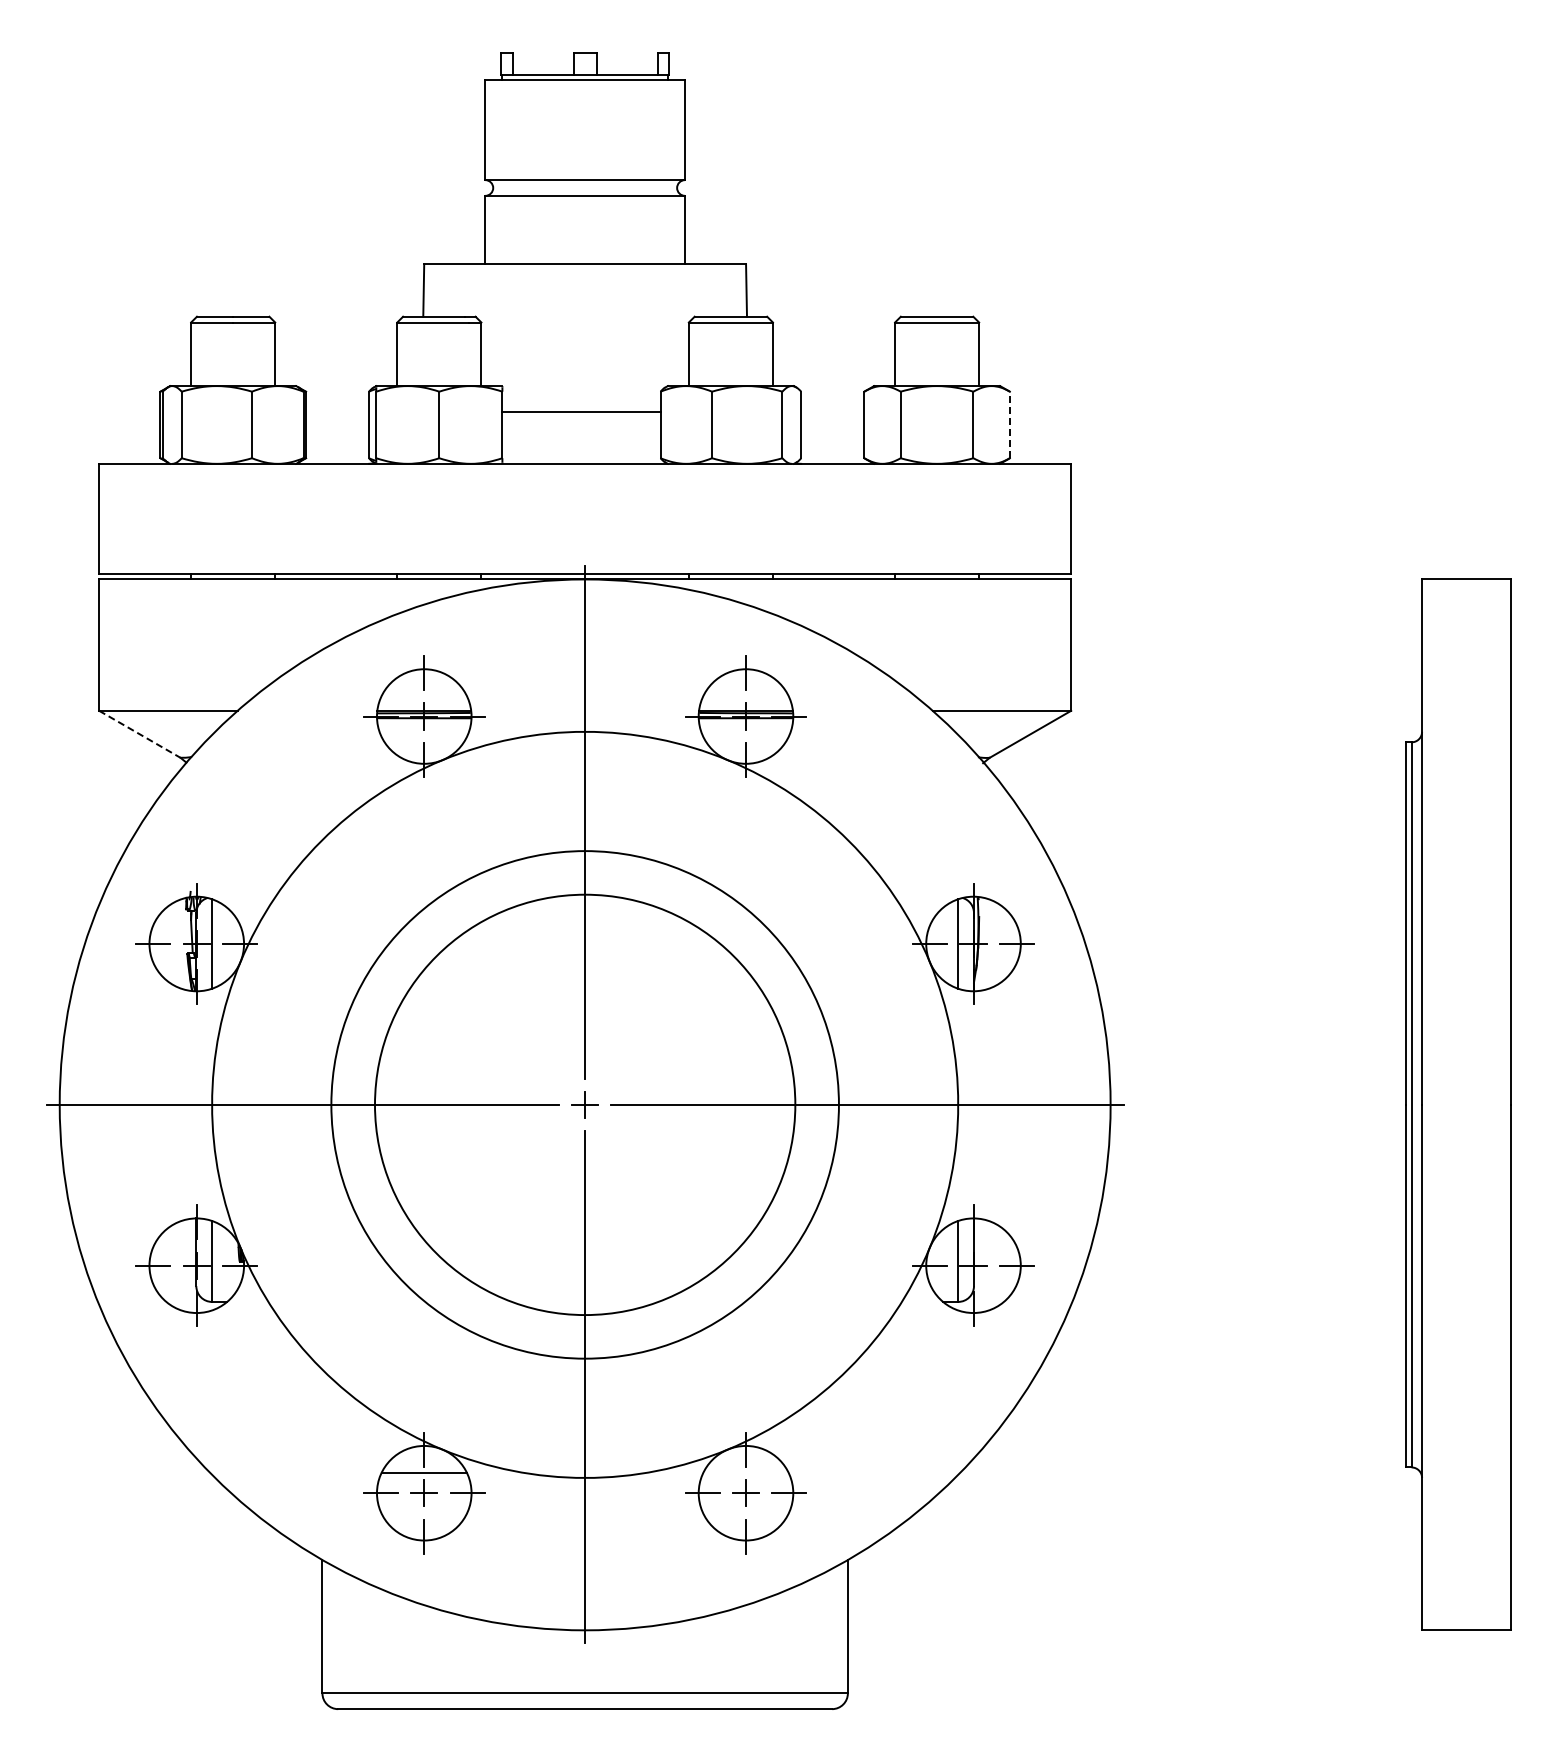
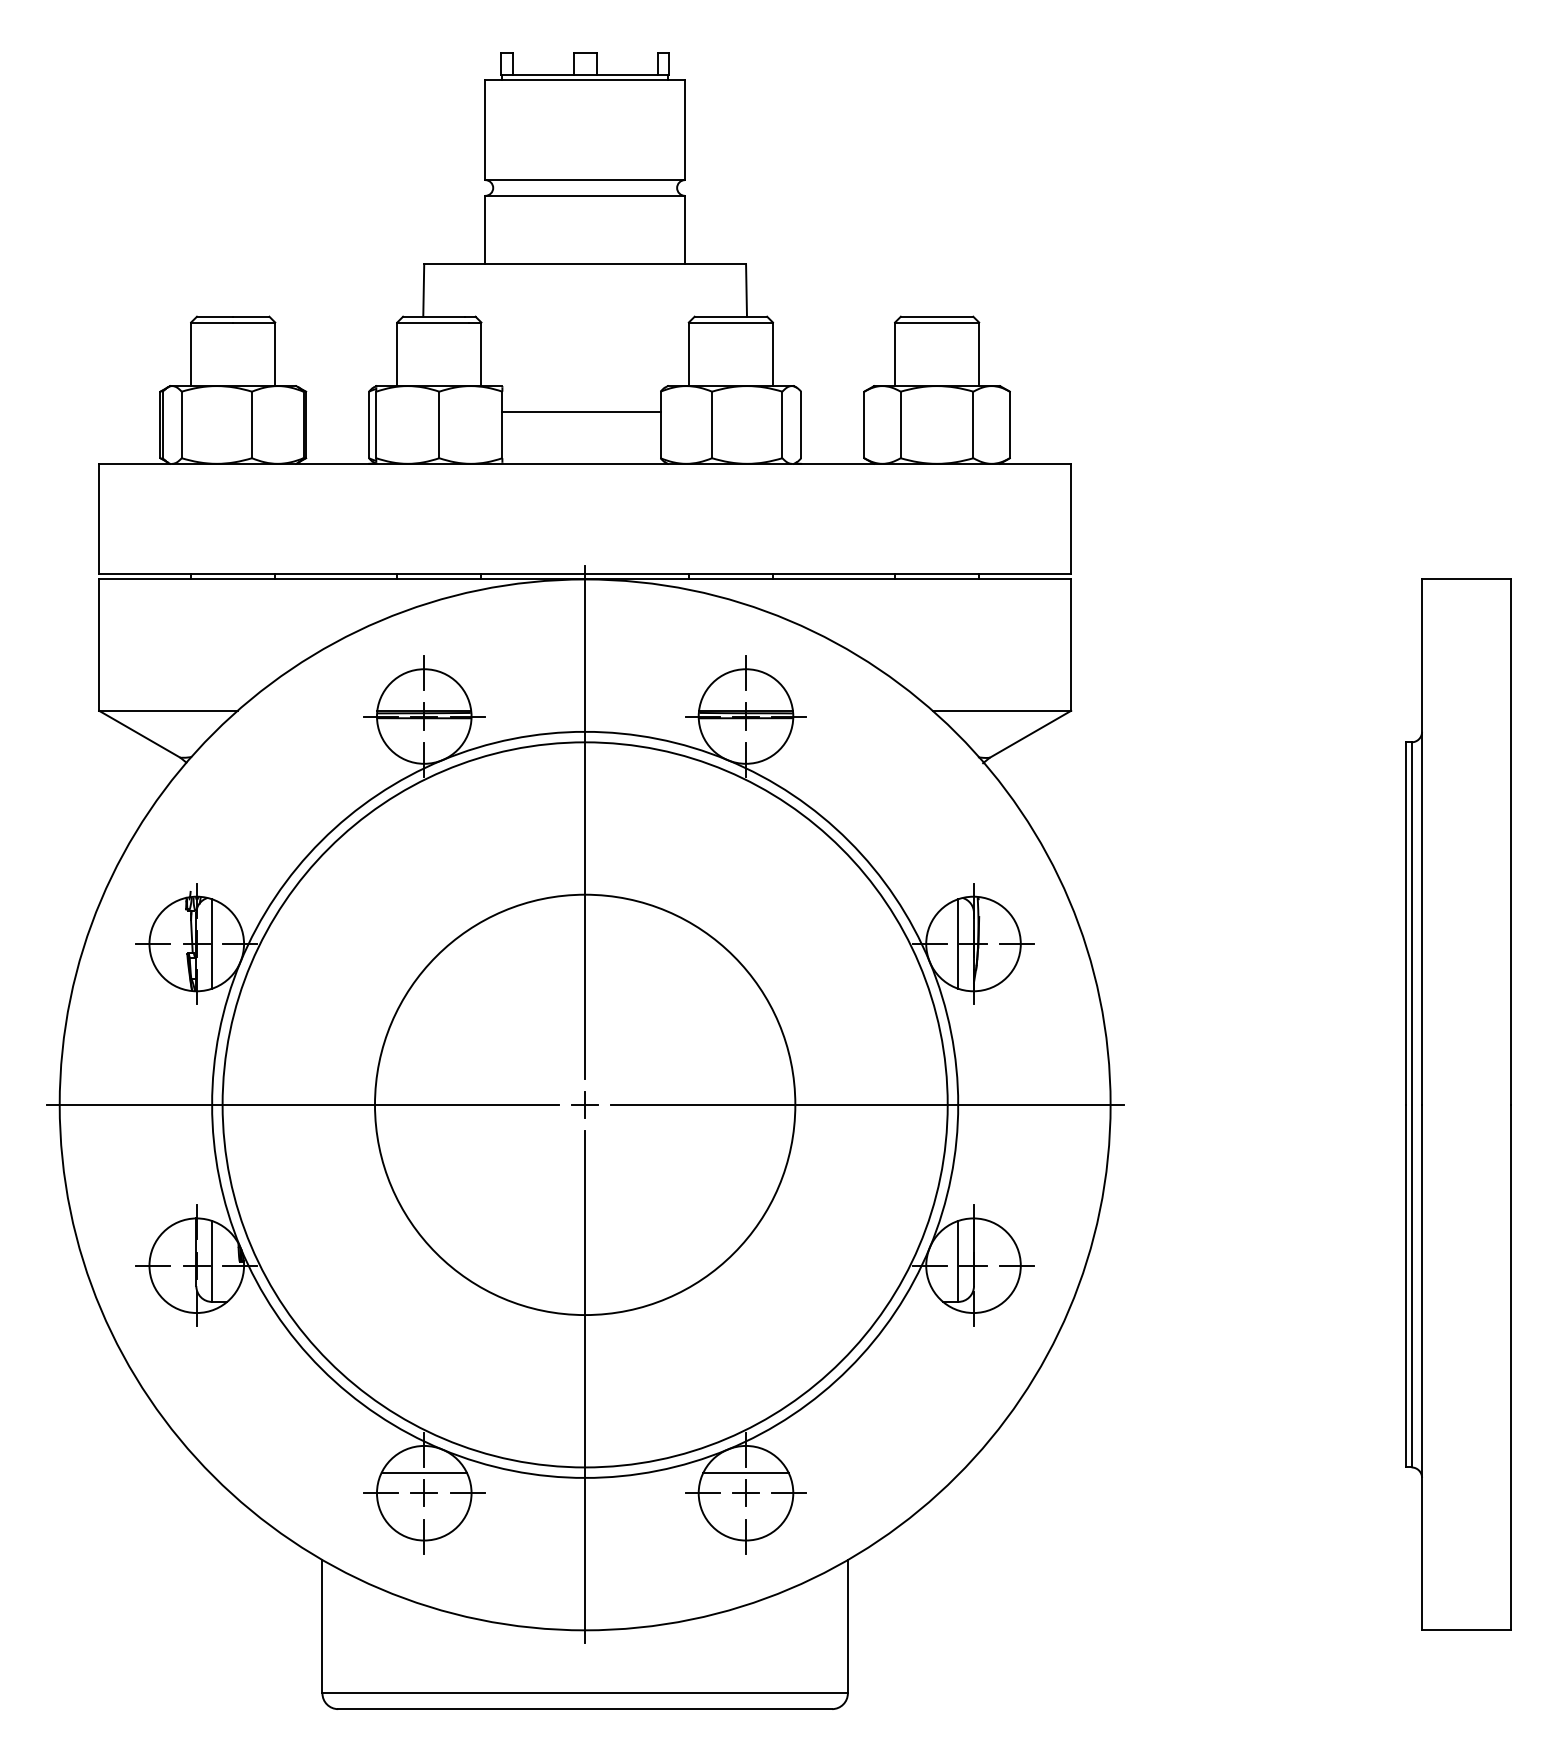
line: dashed -> solid (1009, 424)
line: dashed -> solid (140, 734)
circle diameter: 508 px -> 725 px (584, 1104)
line: none -> present (745, 1472)
